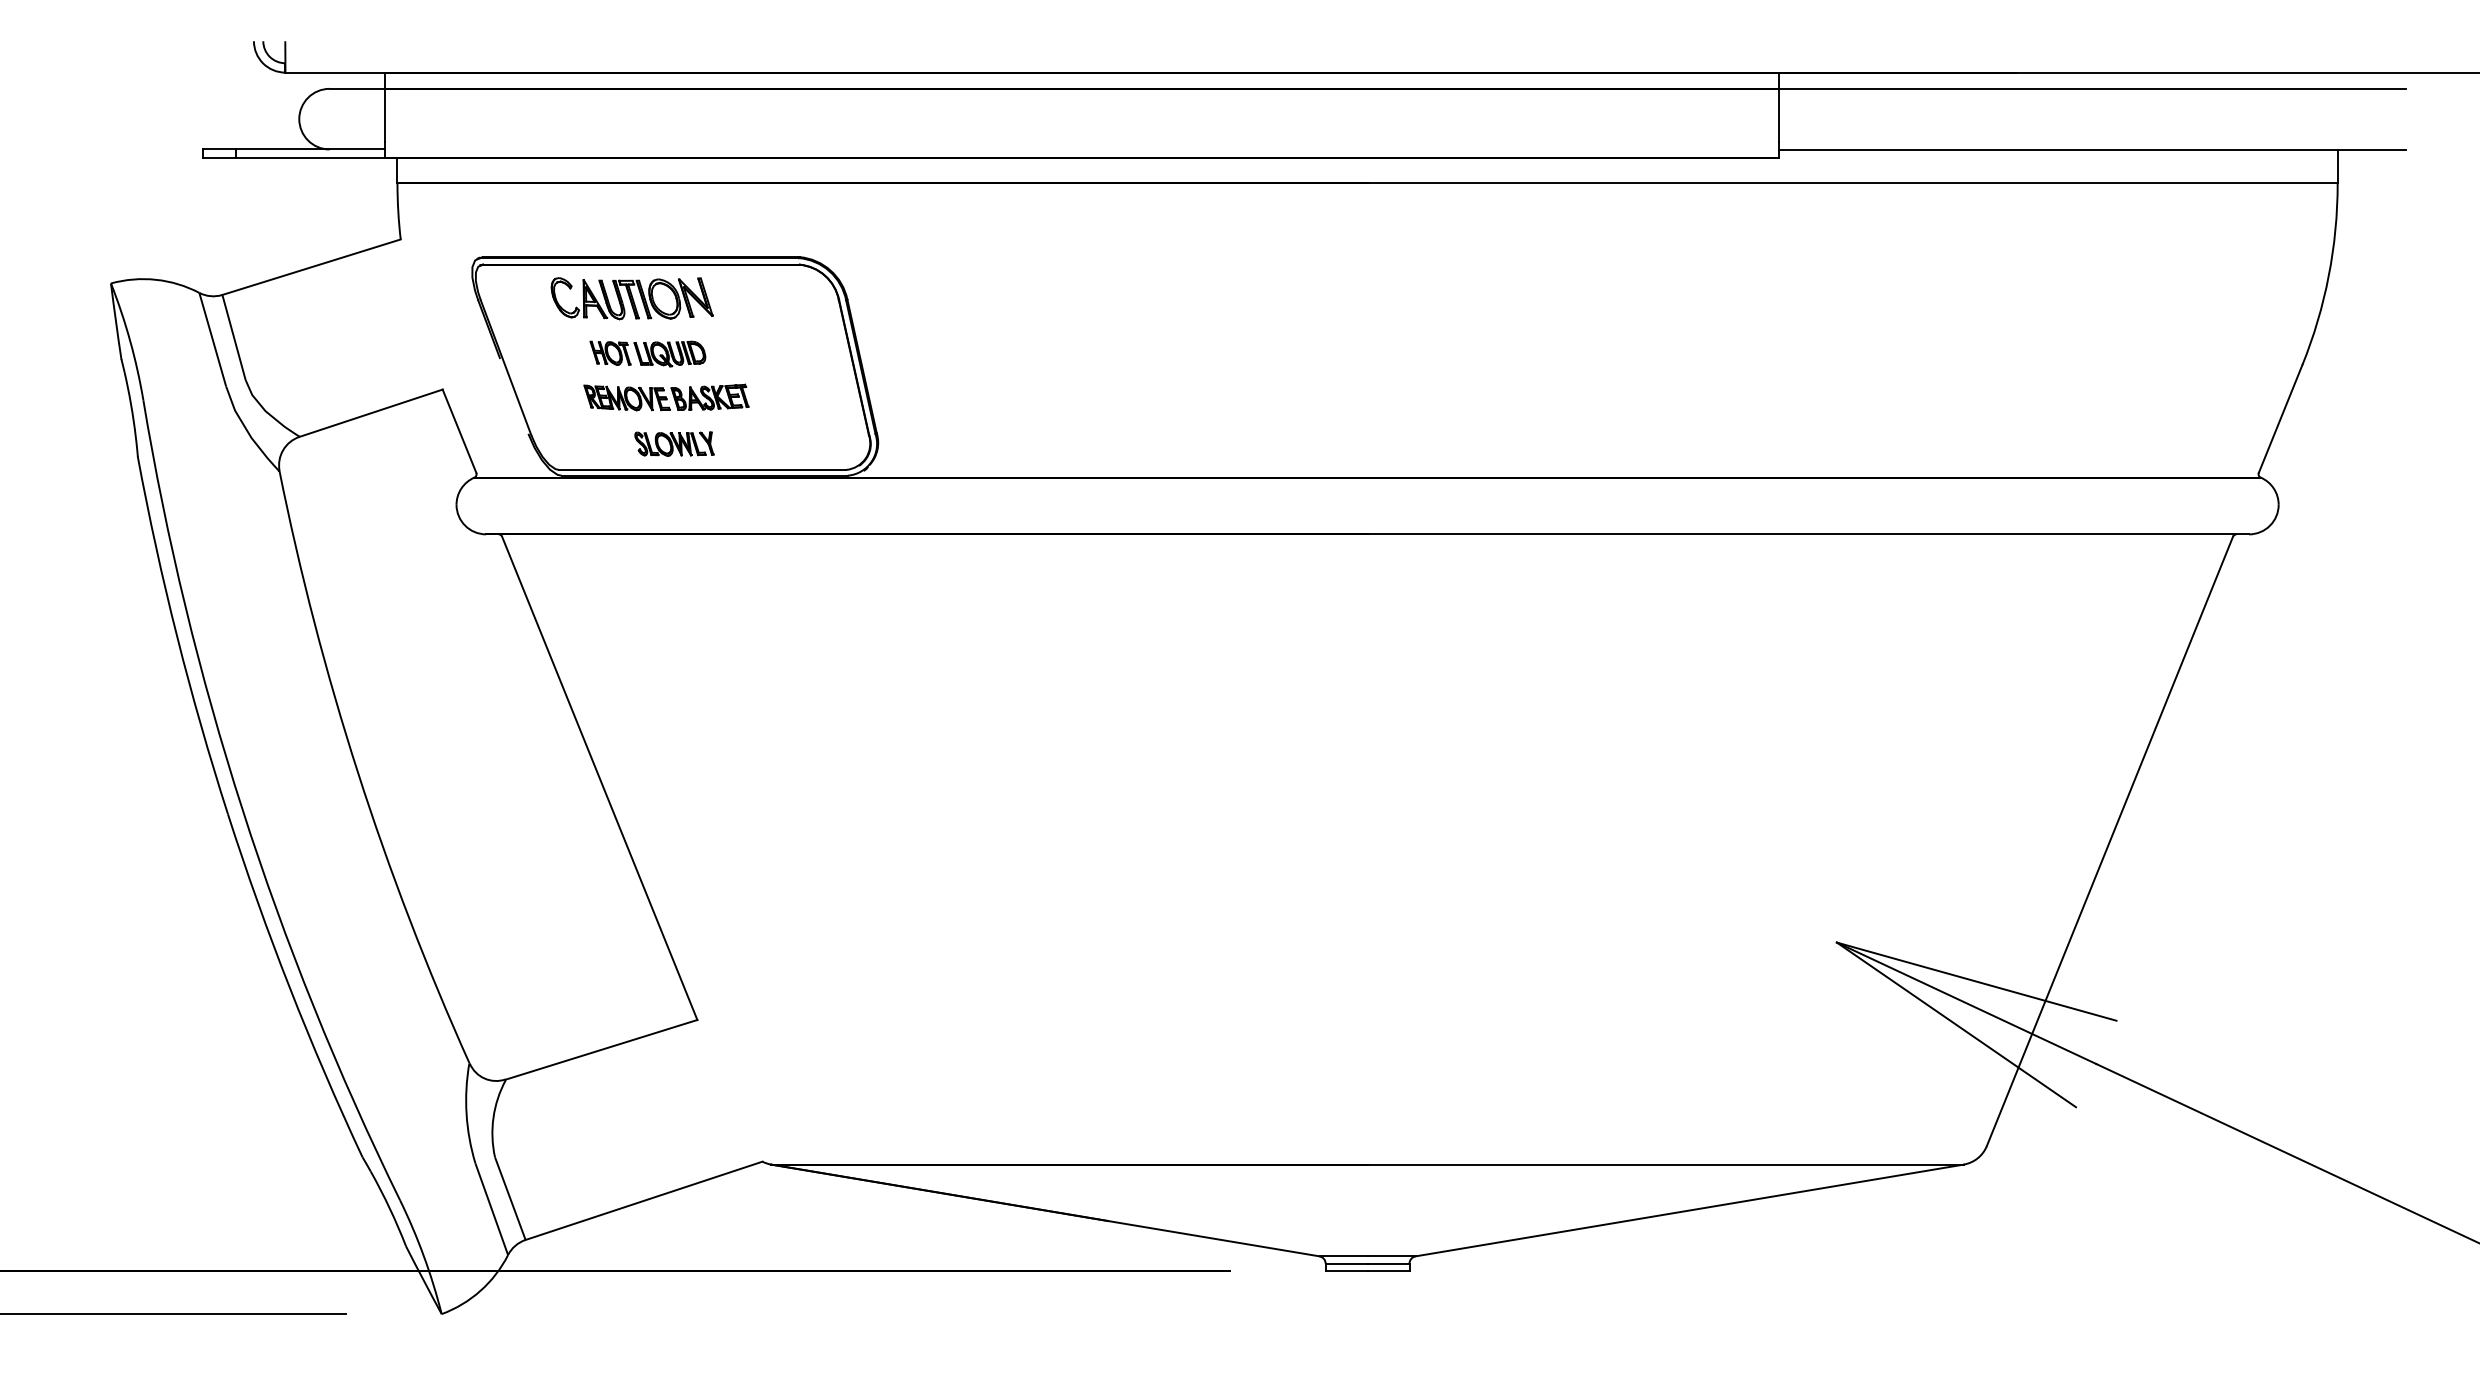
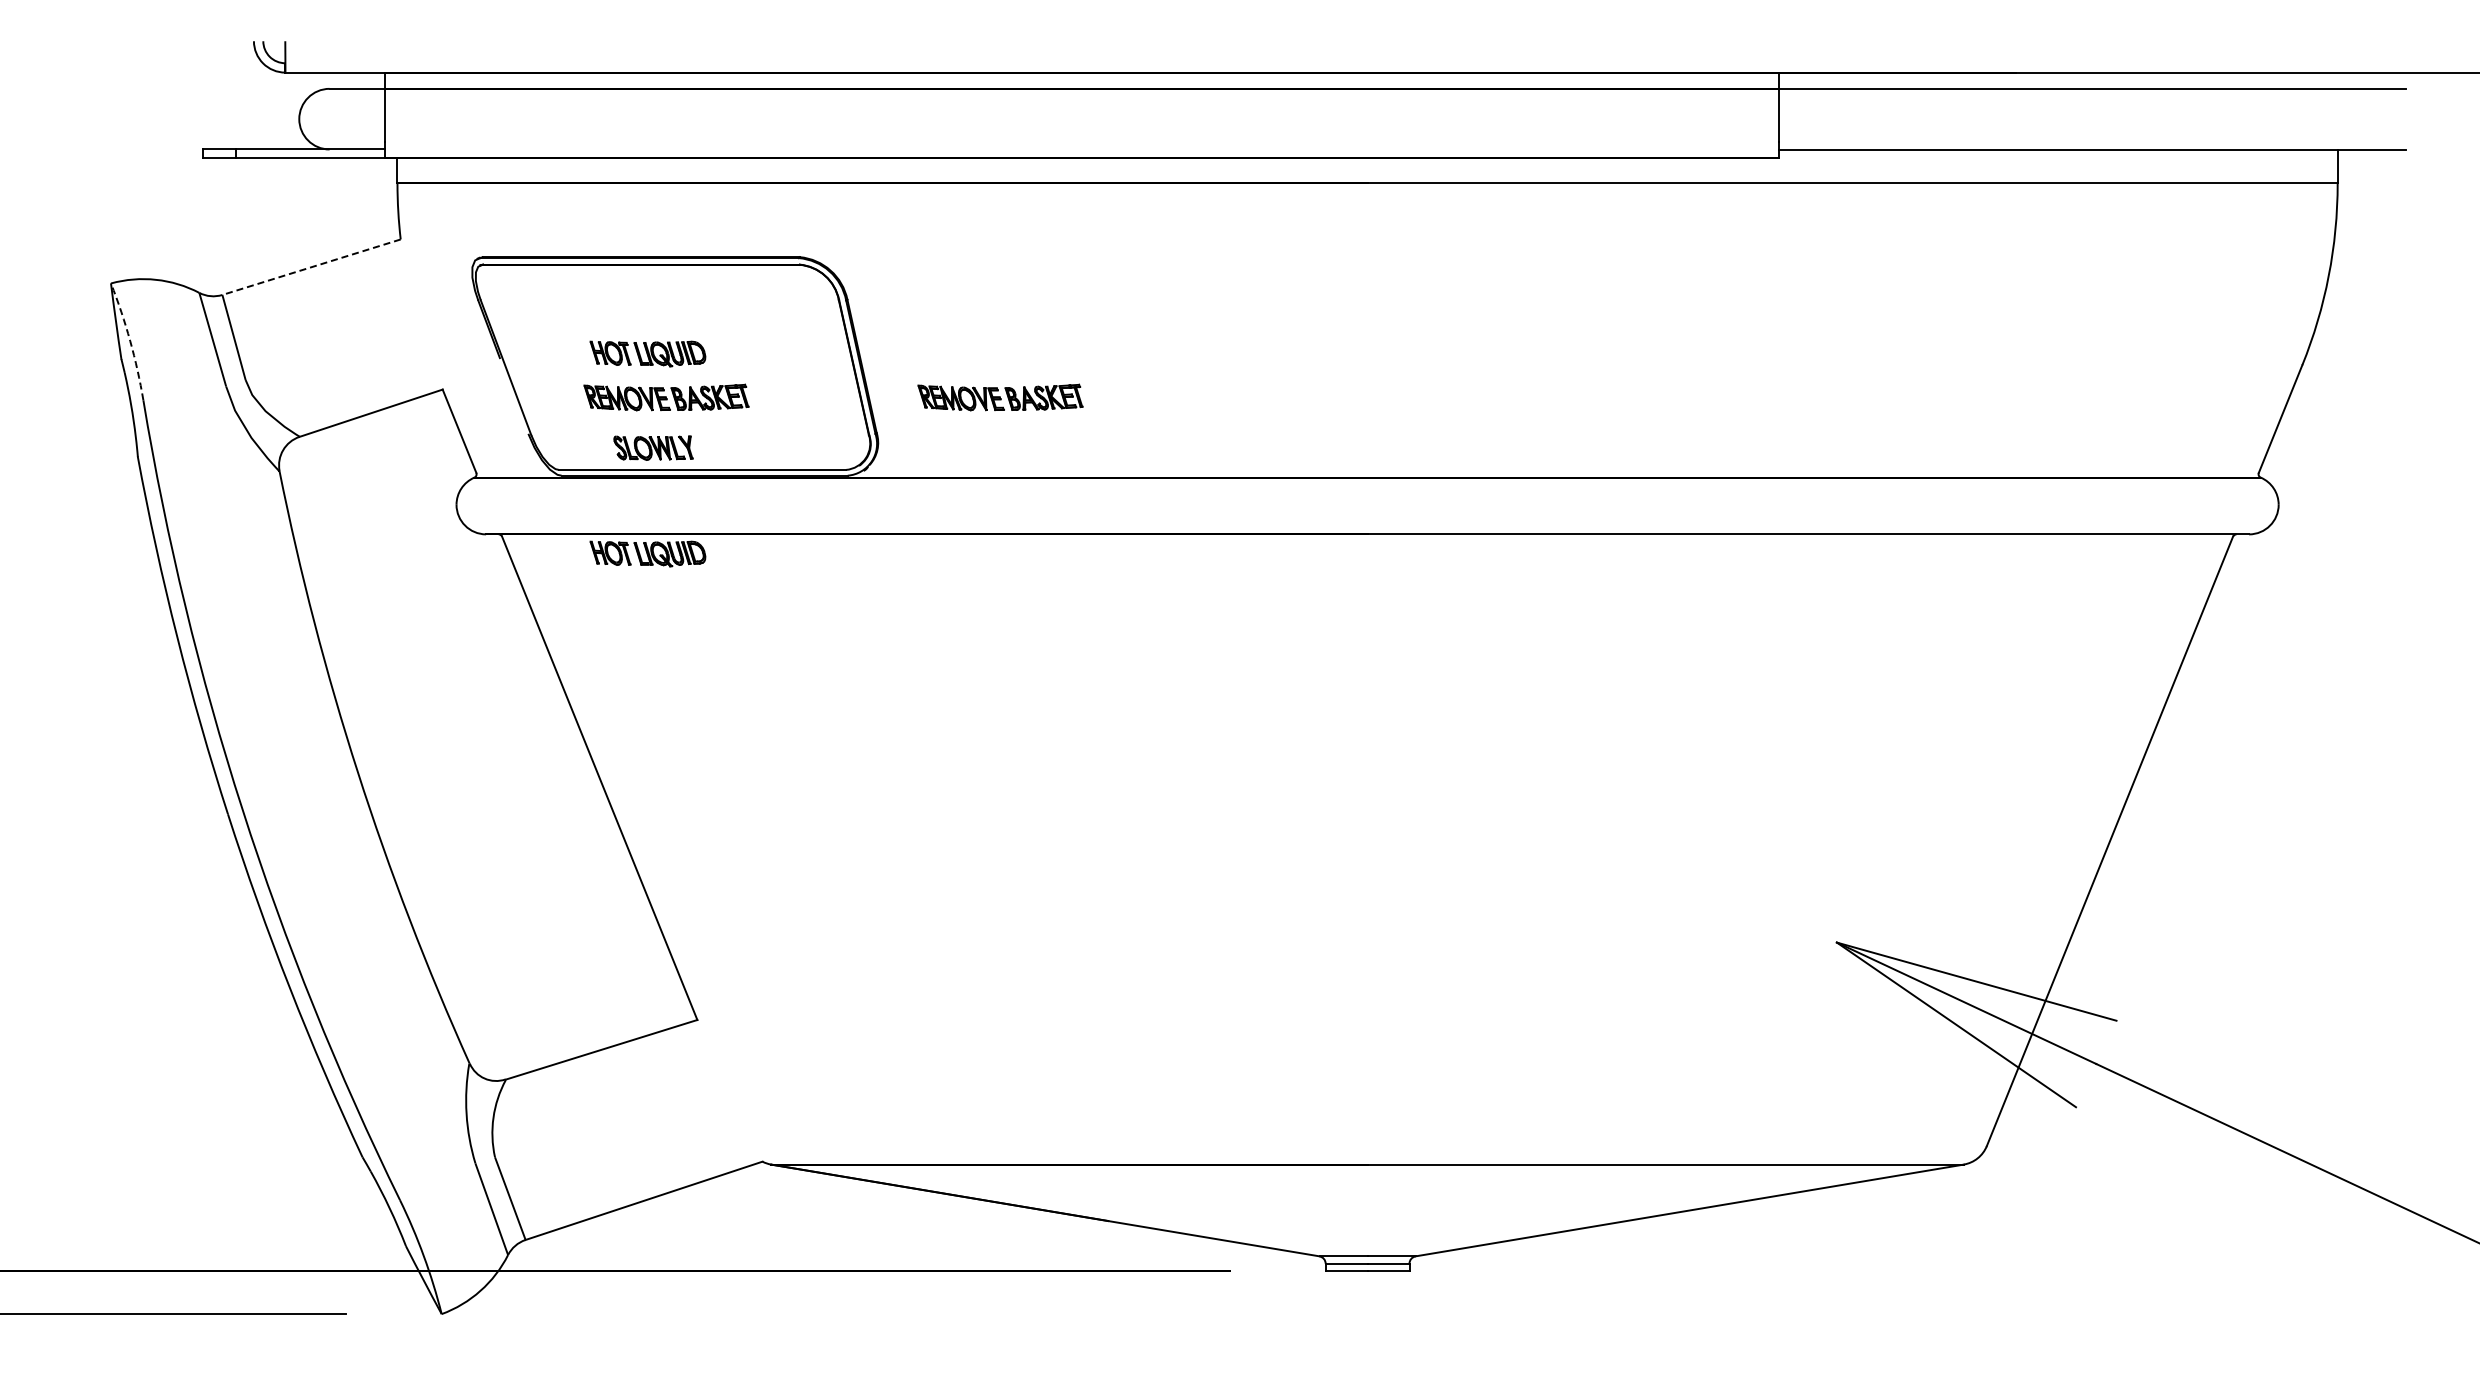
line: solid -> dashed (311, 267)
part: present -> none (631, 298)
arc: solid -> dashed (130, 341)
part: none -> present (1000, 397)
part position: (674, 443) -> (653, 447) (653, 447)
part: none -> present (647, 553)
